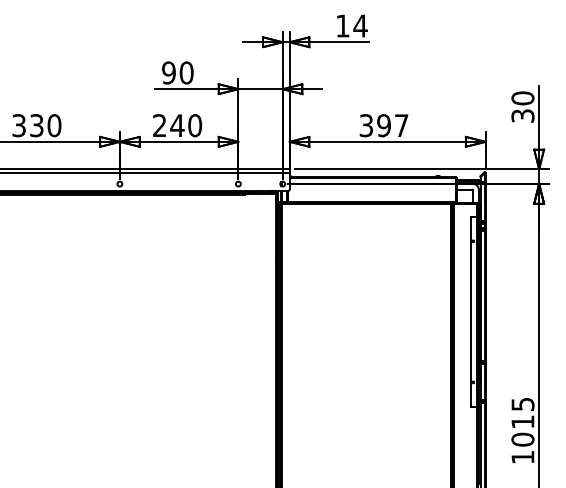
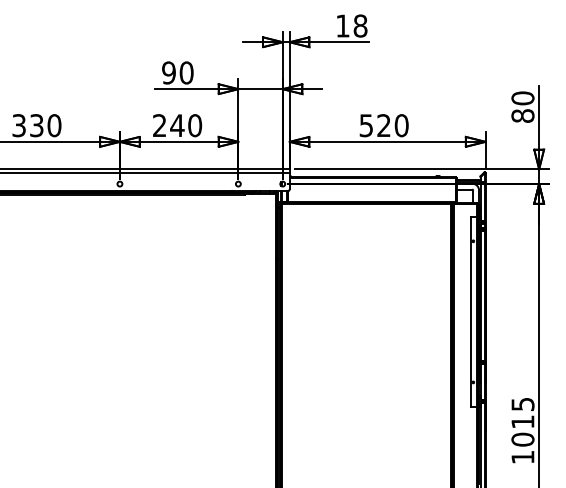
text: 14 -> 18 (360, 25)
text: 30 -> 80 (522, 115)
text: 397 -> 520 (384, 125)
